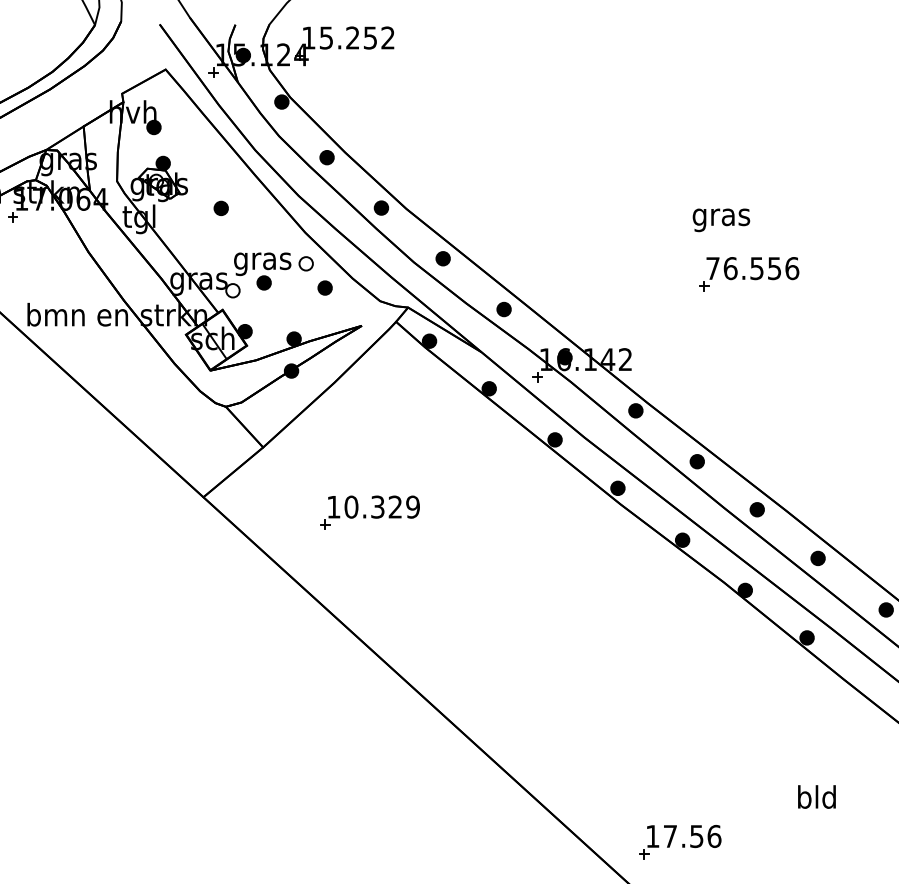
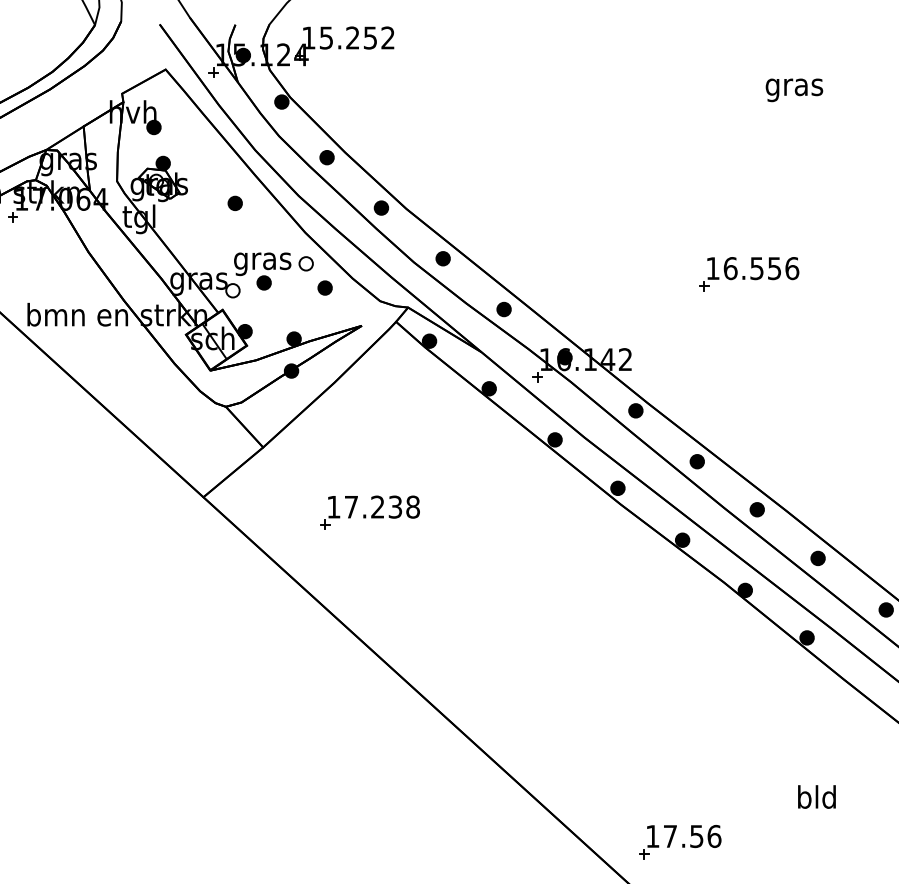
part position: (220, 208) -> (234, 203) (234, 203)
text position: (721, 220) -> (794, 90) (794, 90)
text: 76.556 -> 16.556 (712, 268)
text: 10.329 -> 17.238 (381, 506)
